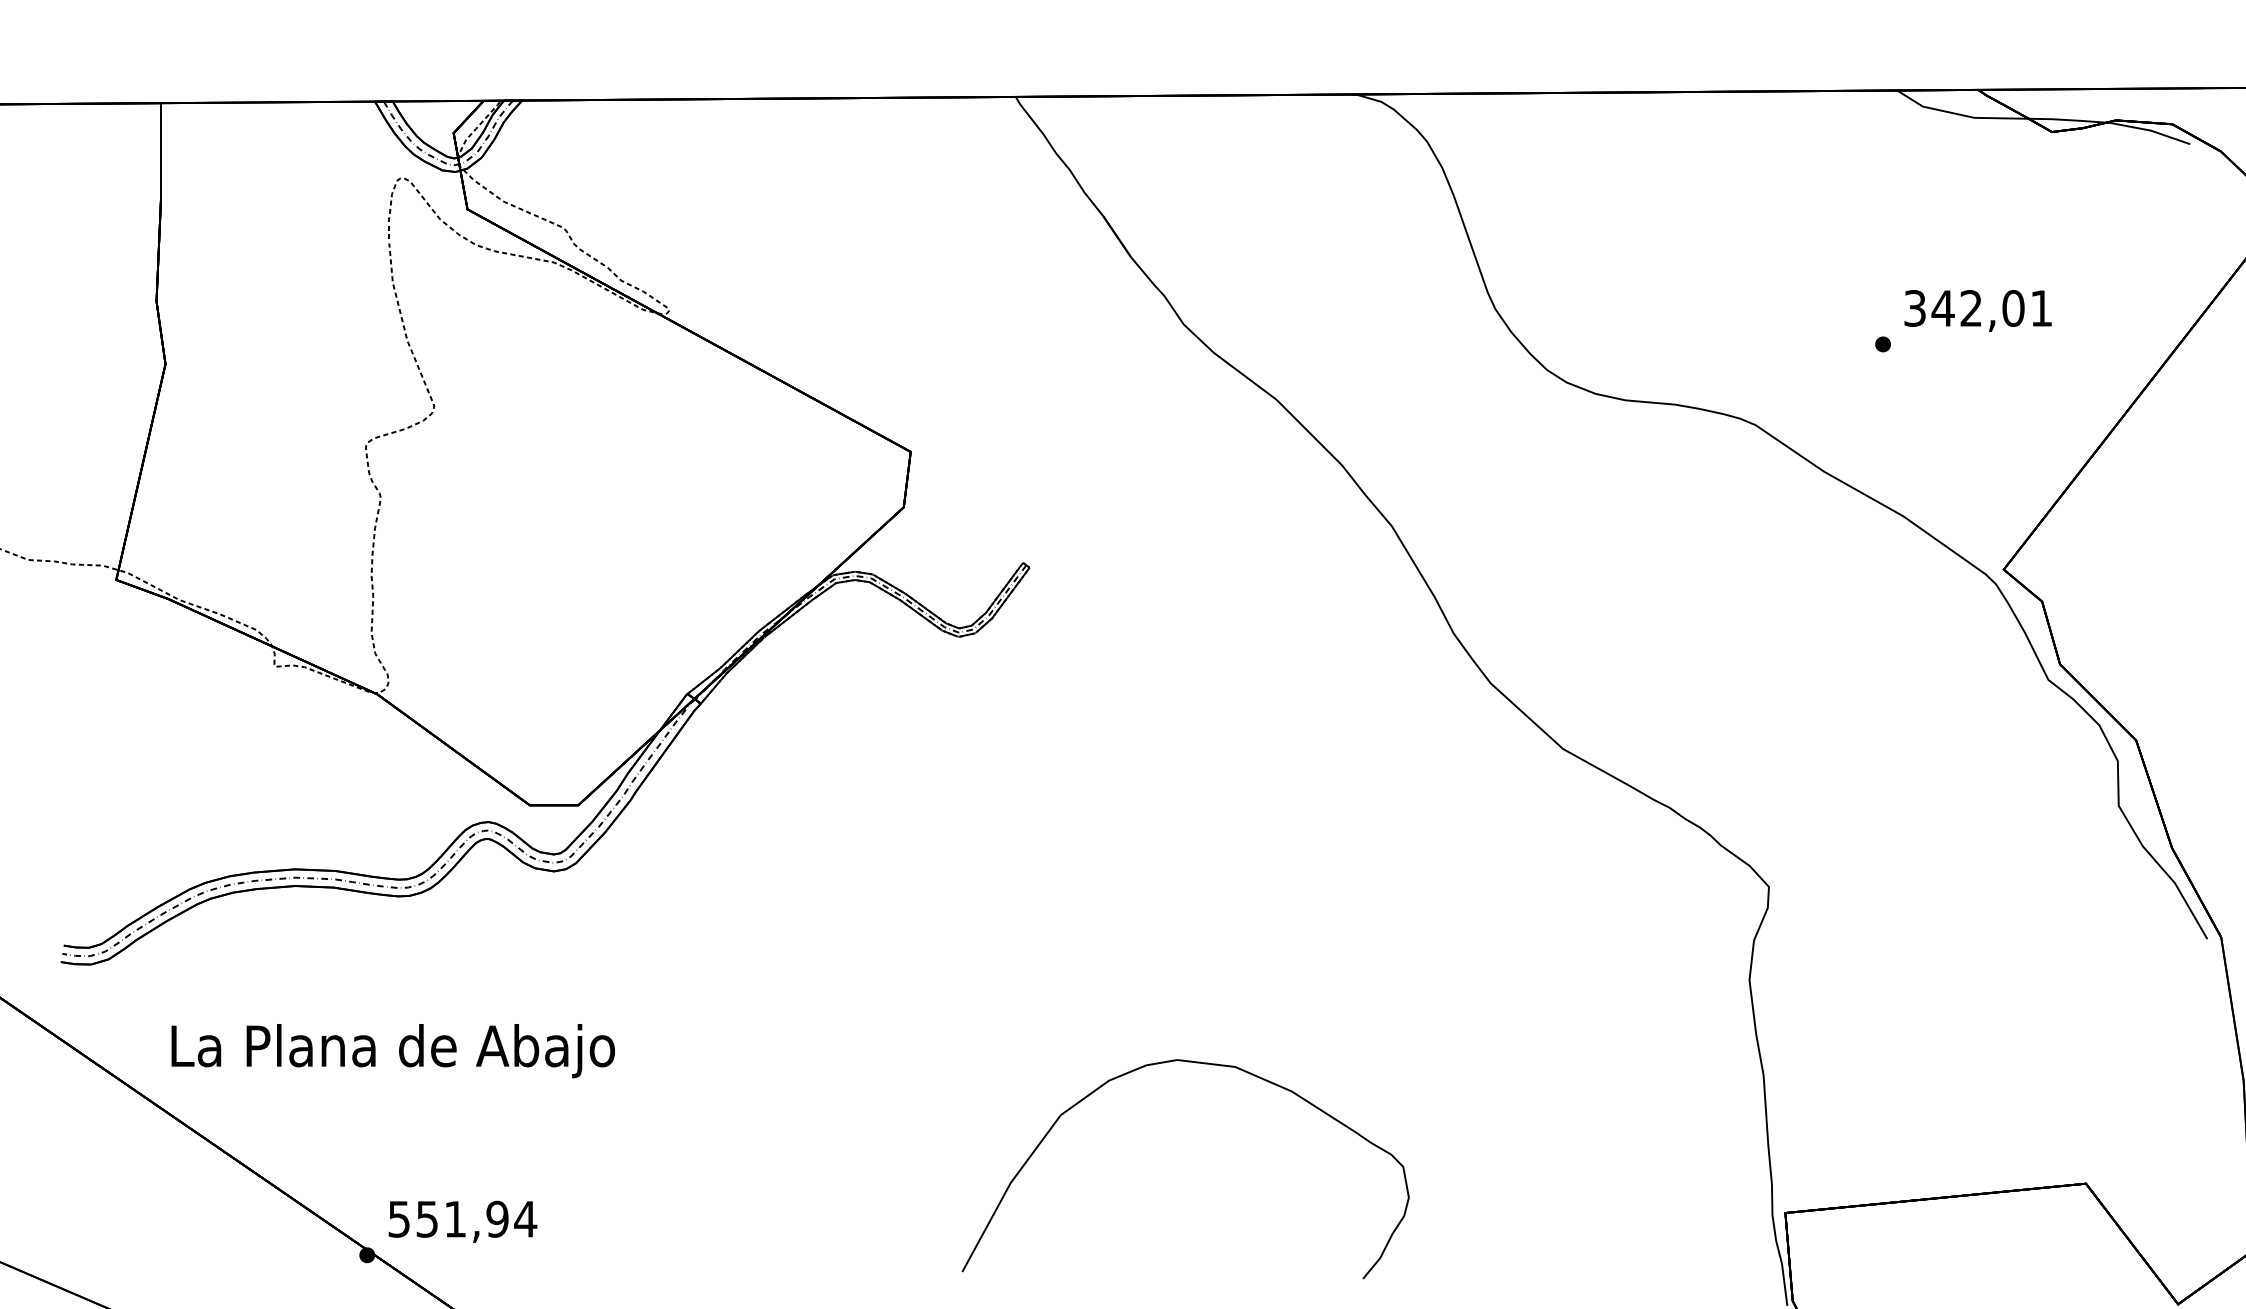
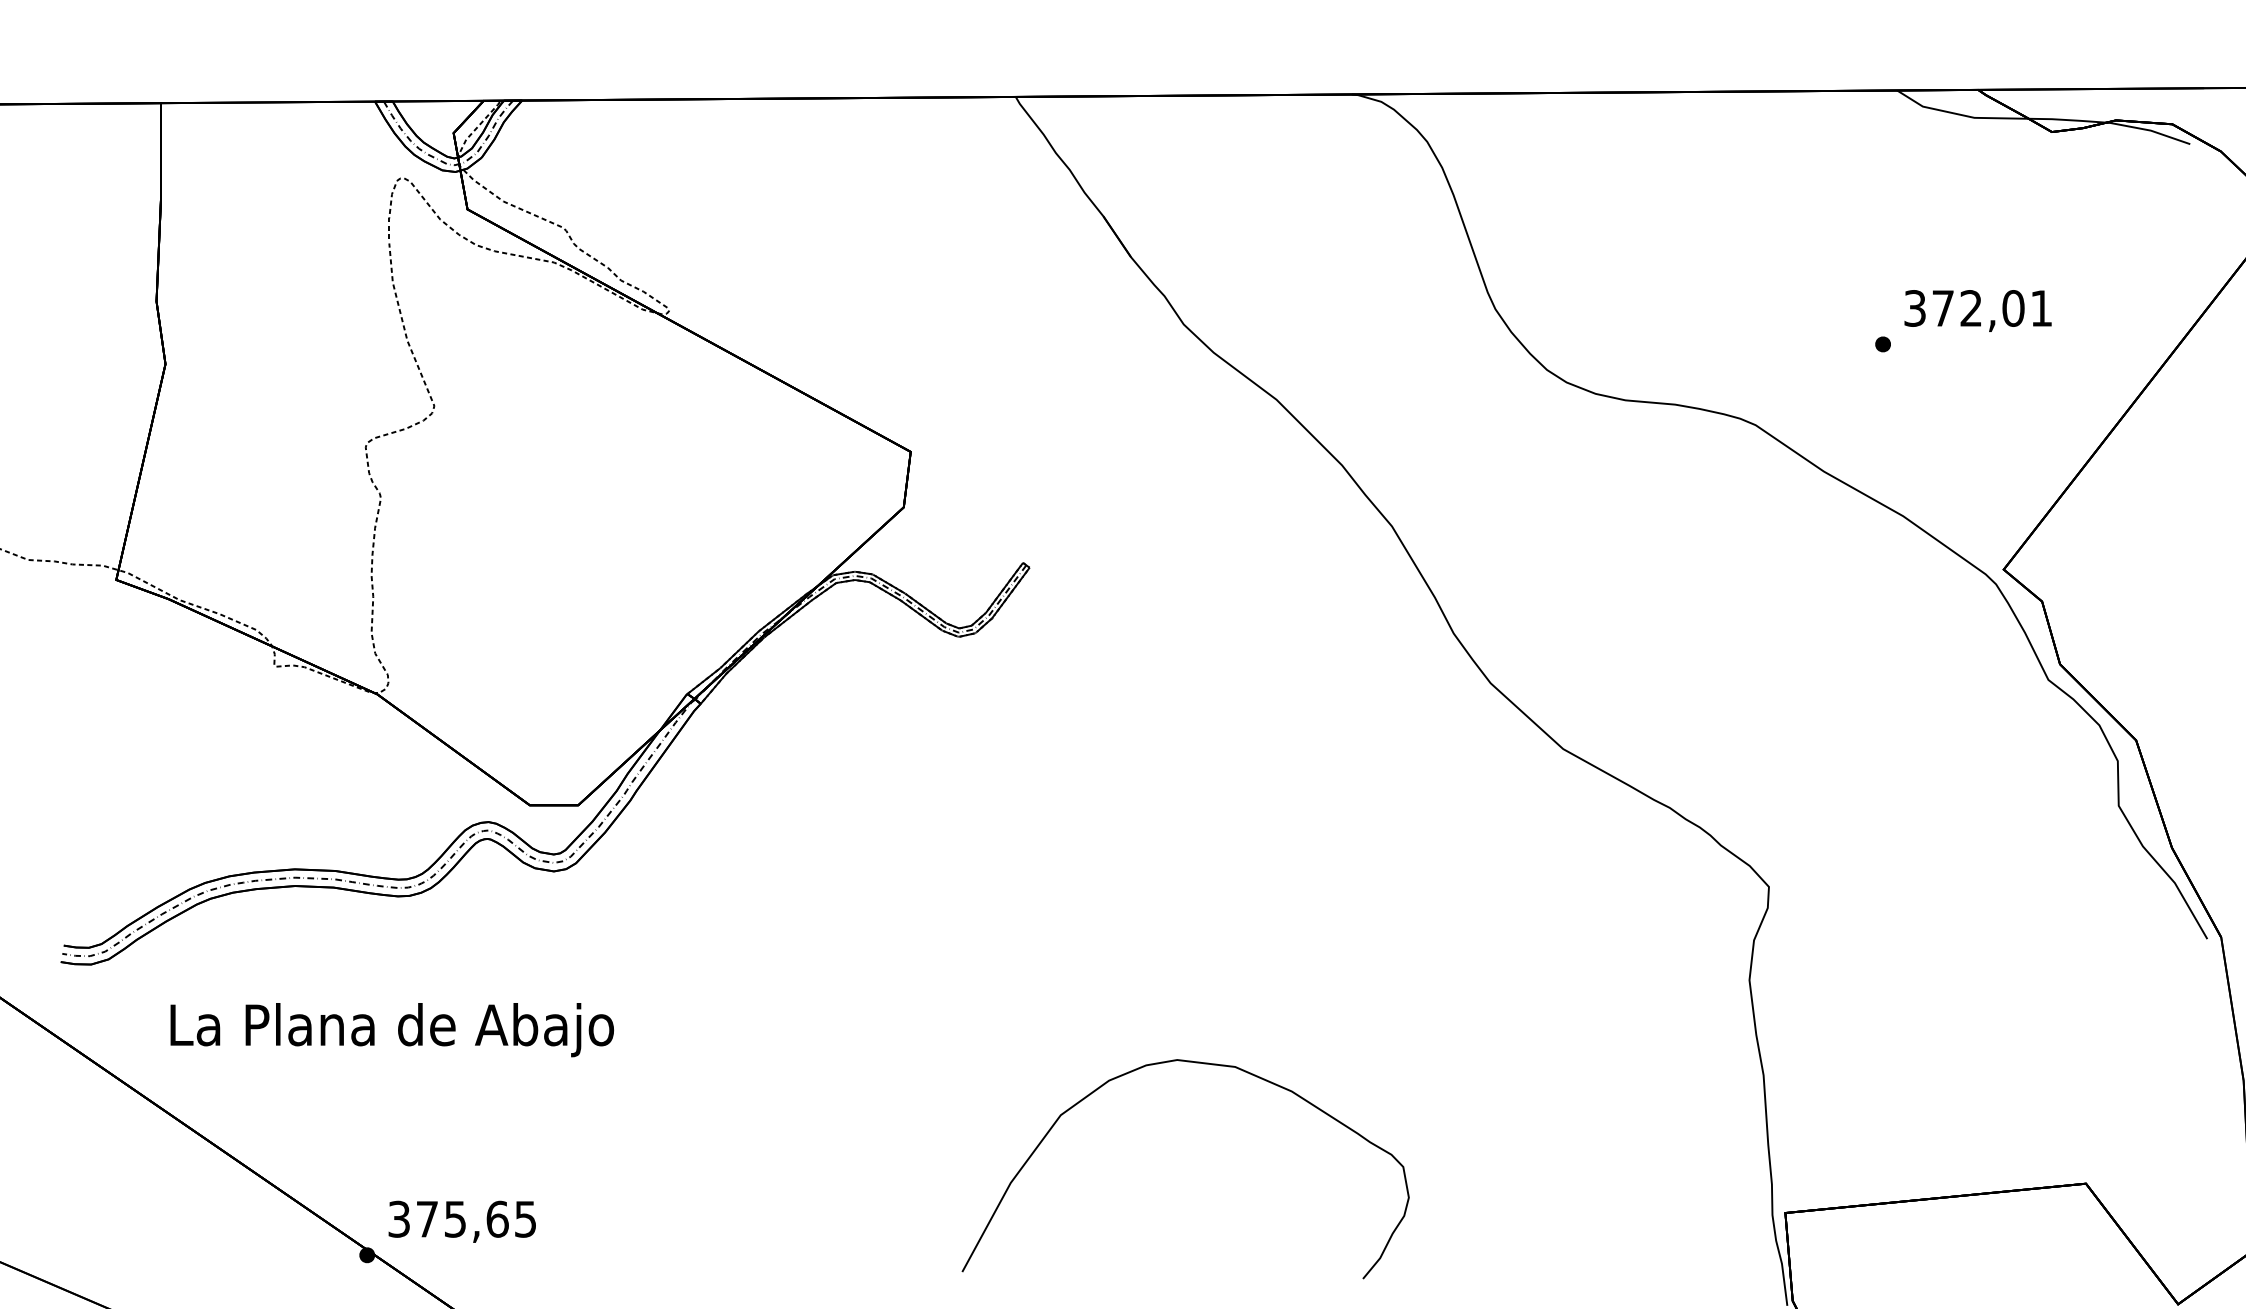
text: 342,01 -> 372,01 (1942, 308)
text position: (392, 1051) -> (391, 1030) (391, 1030)
text: 551,94 -> 375,65 (463, 1218)
